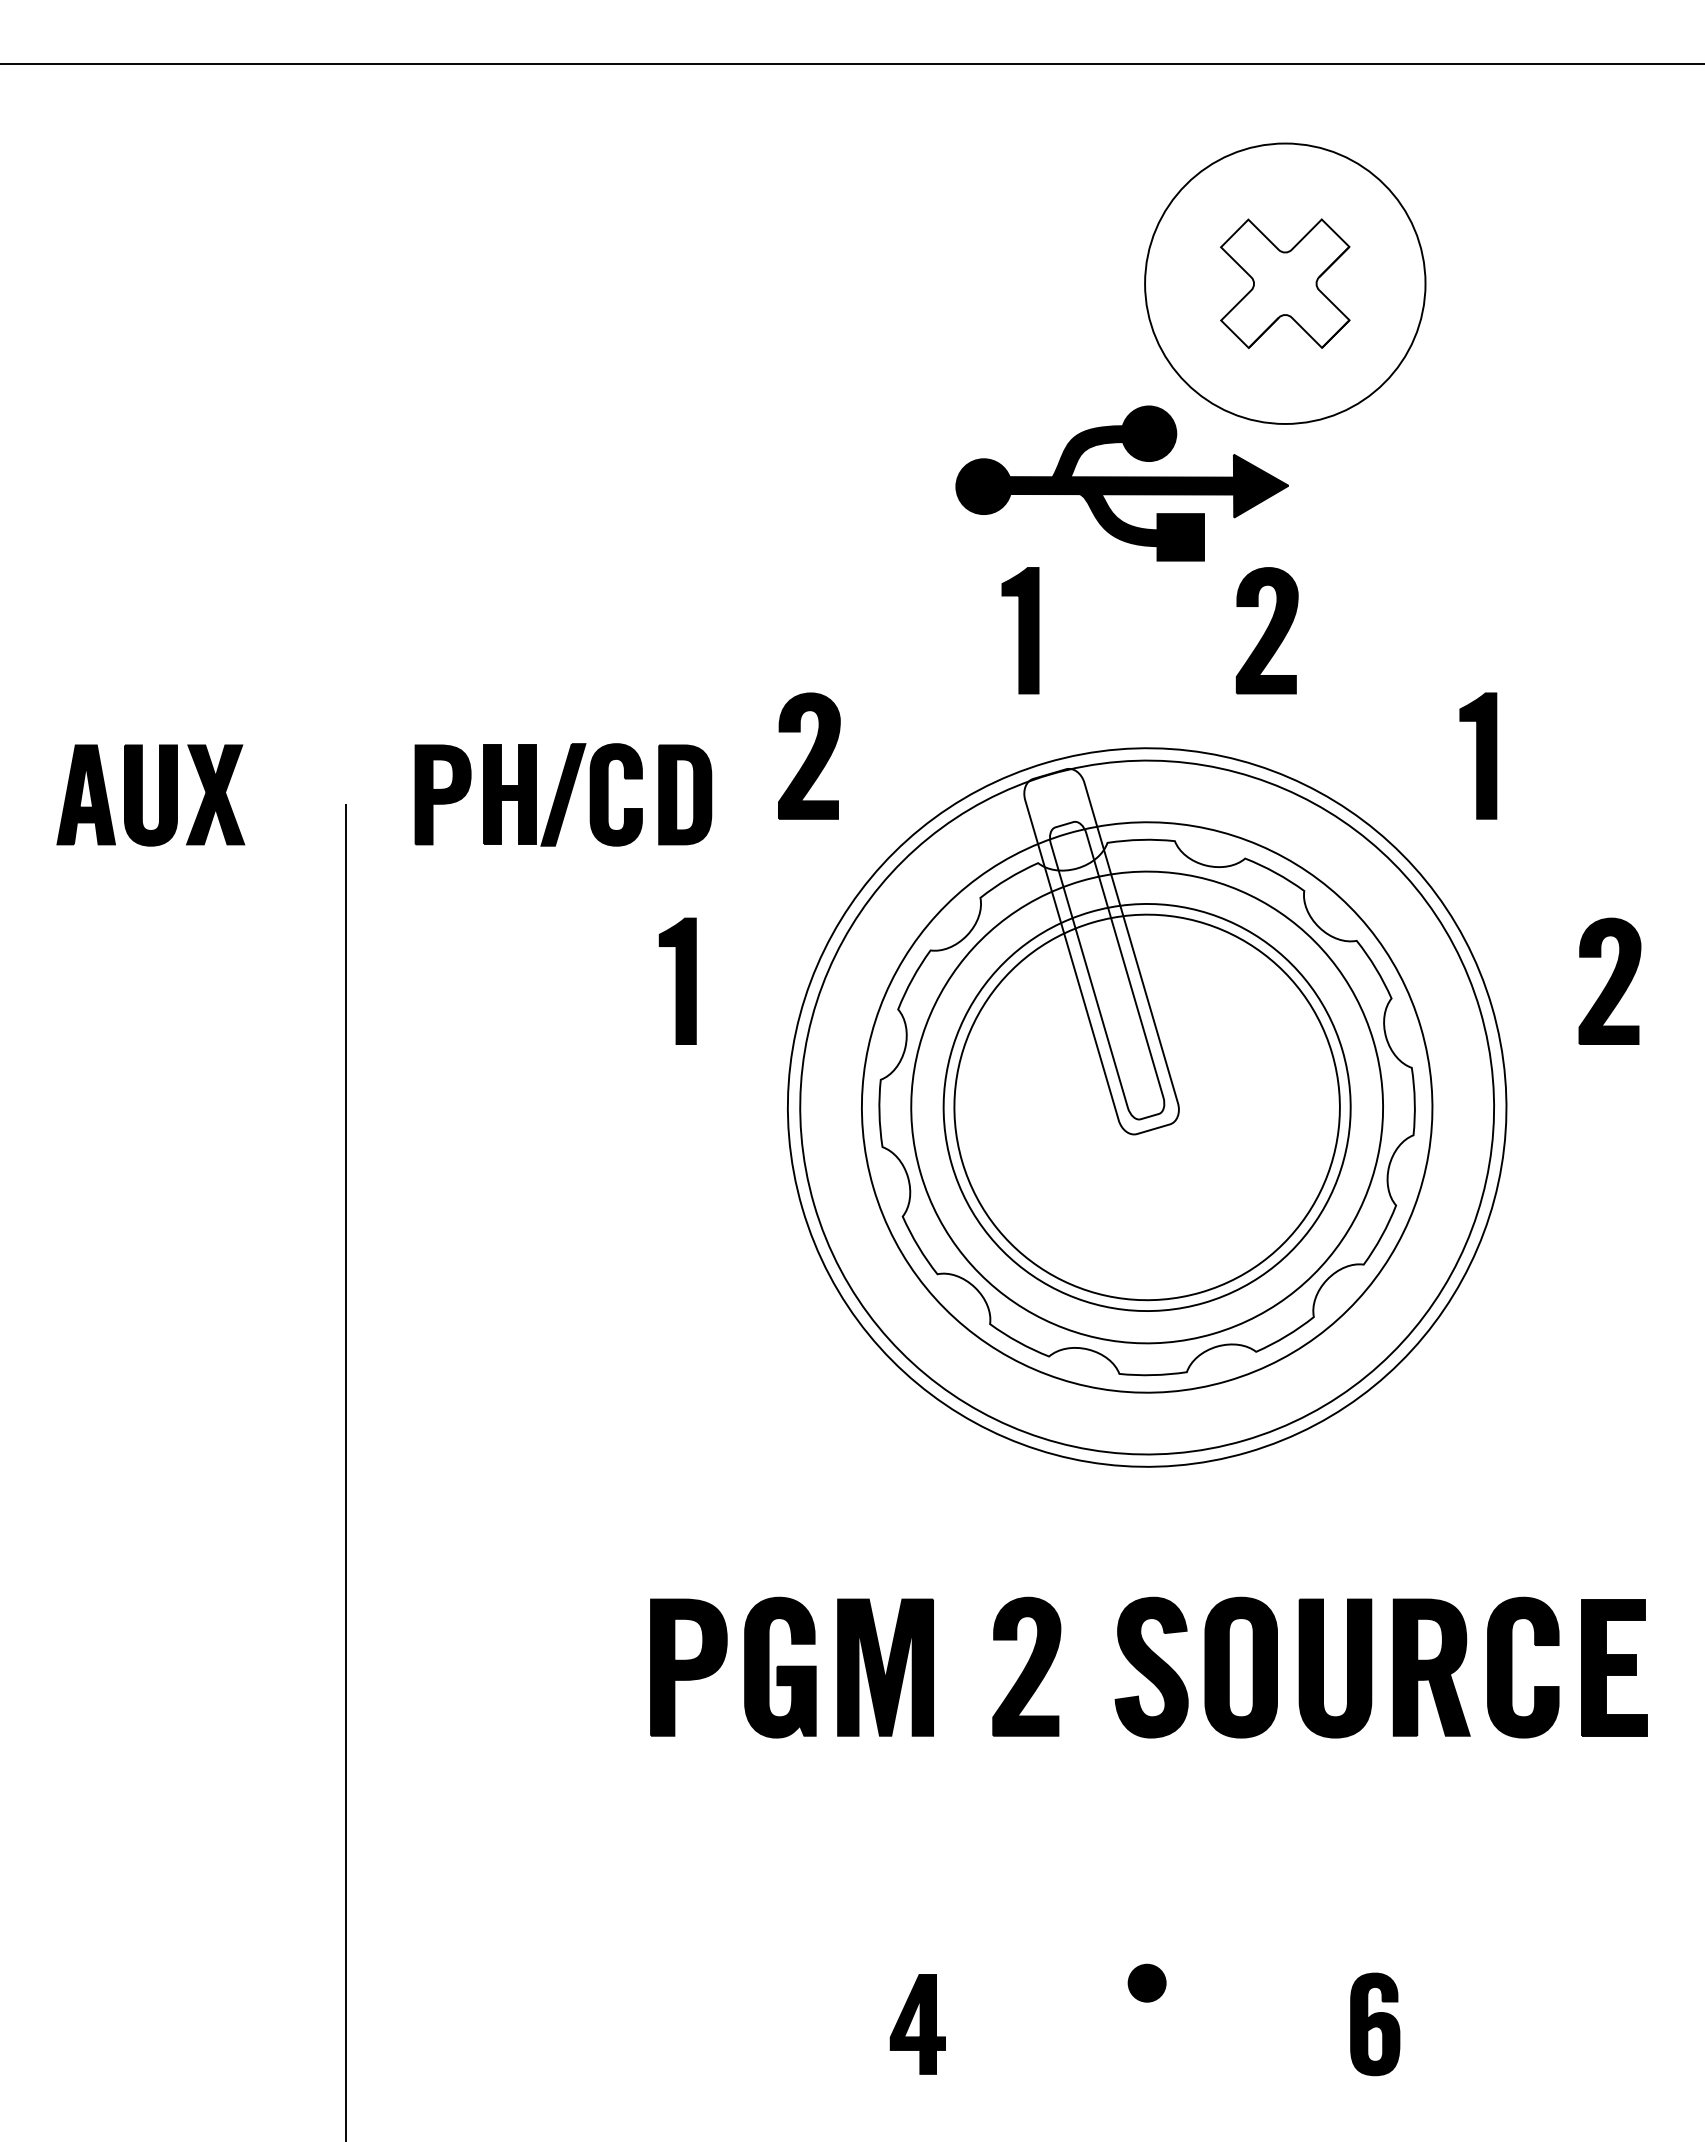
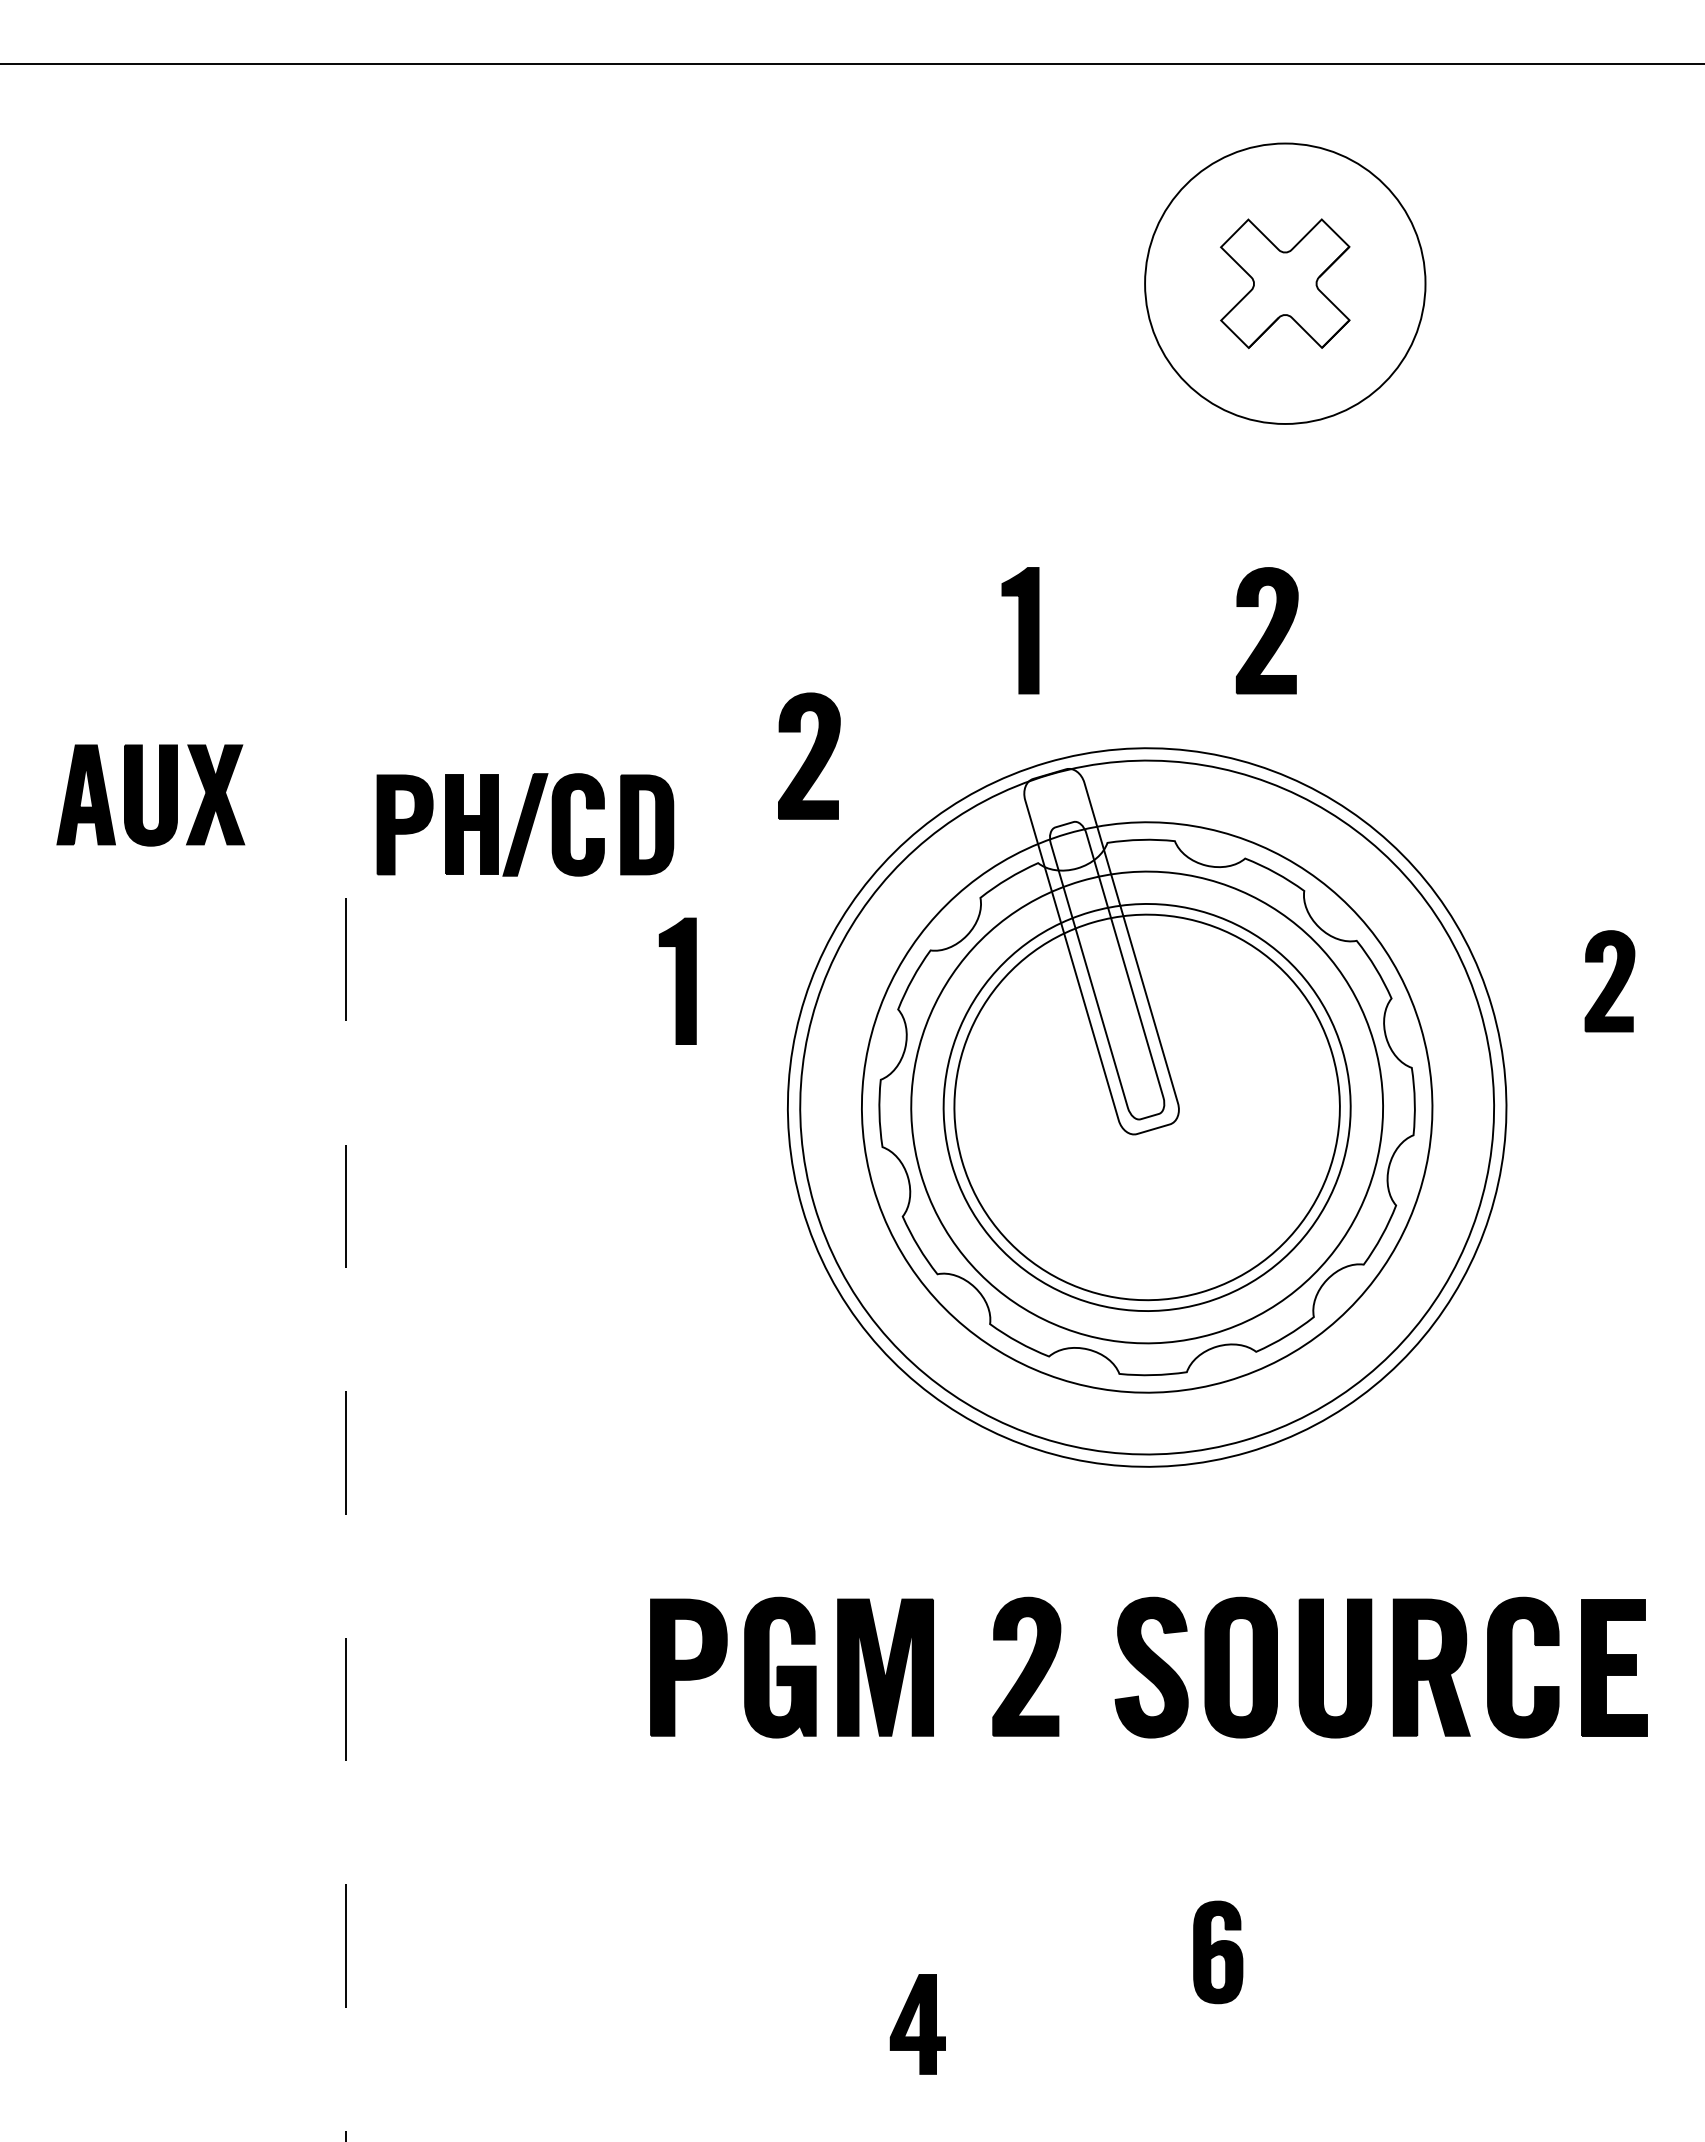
part: present -> none (1121, 483)
part: present -> none (1478, 755)
part position: (563, 794) -> (525, 824) (525, 824)
part size: 64x128 px -> 52x103 px (1609, 981)
line: solid -> dashed (345, 1472)
part: present -> none (1146, 1982)
part position: (1375, 2024) -> (1218, 1952) (1218, 1952)
